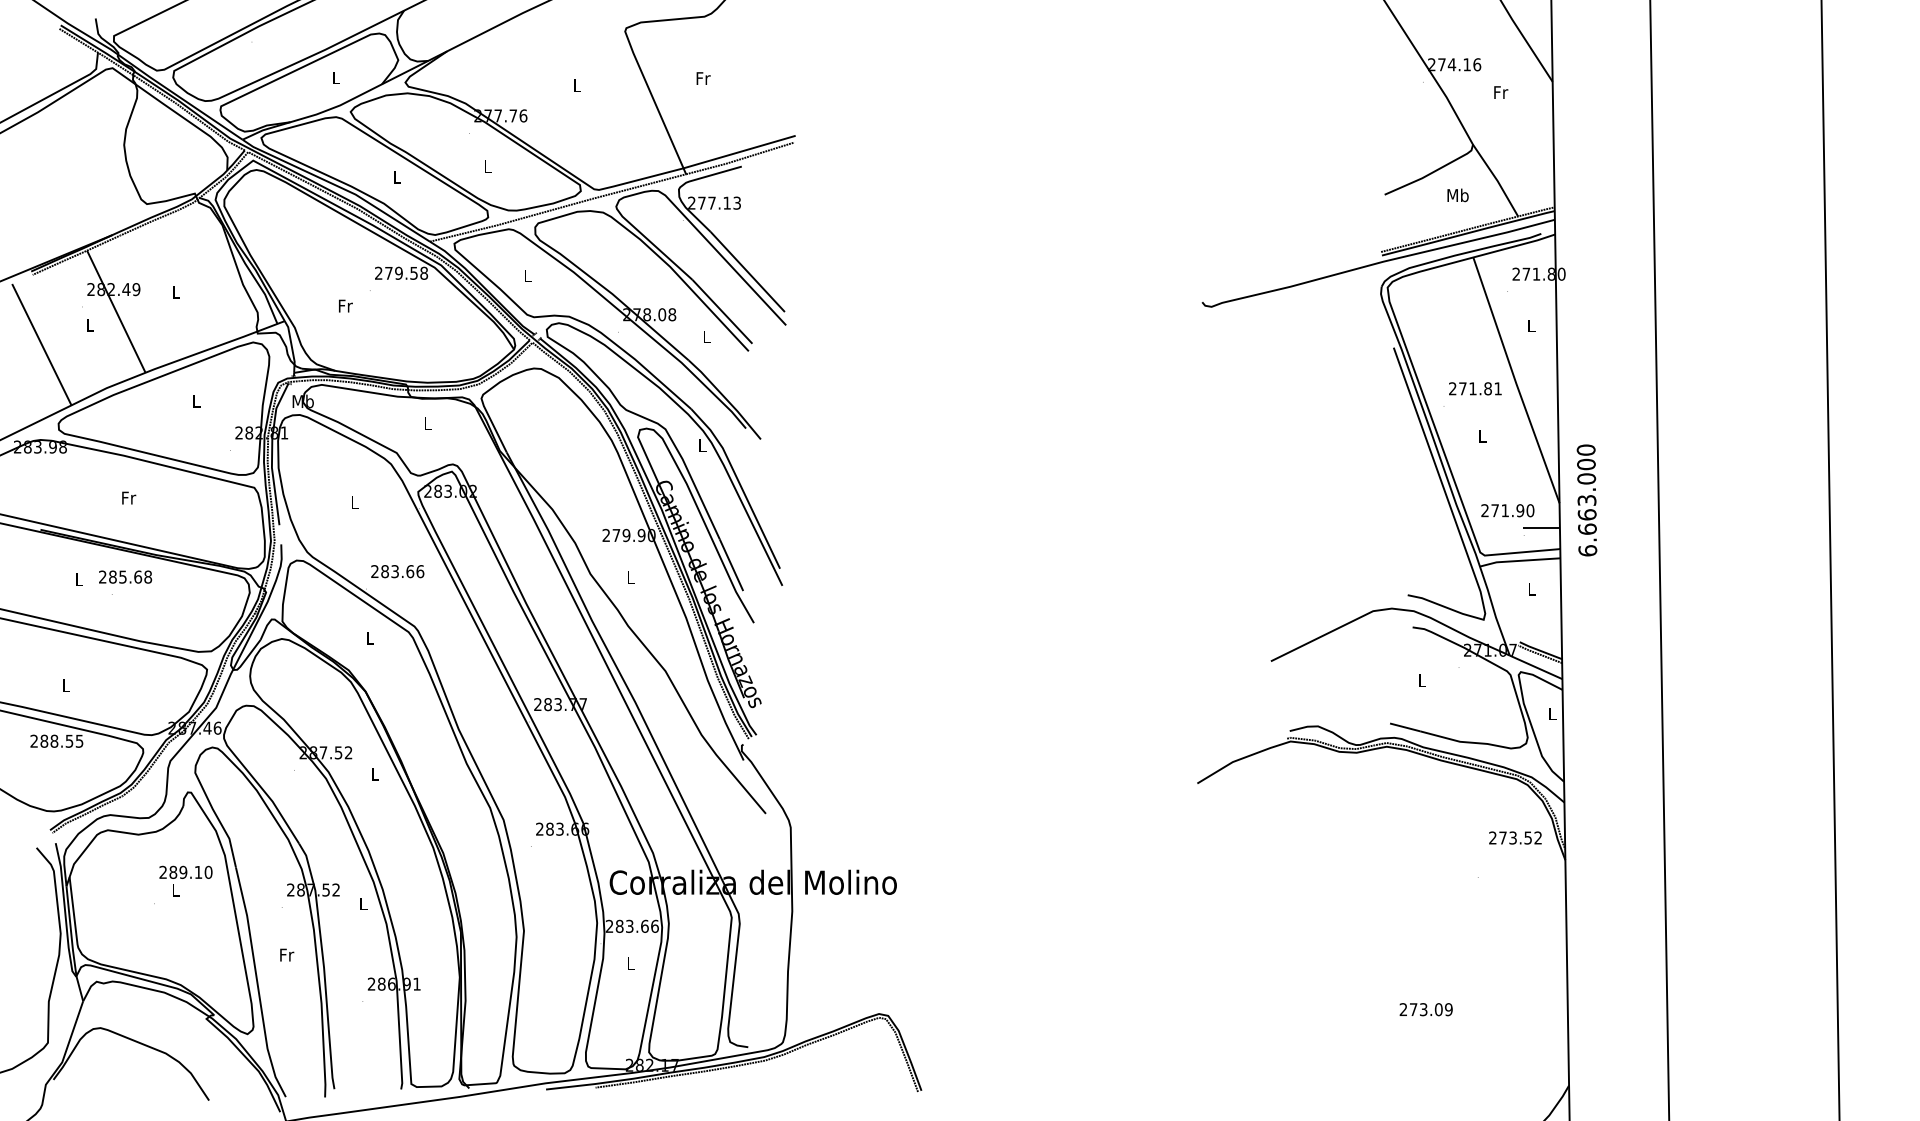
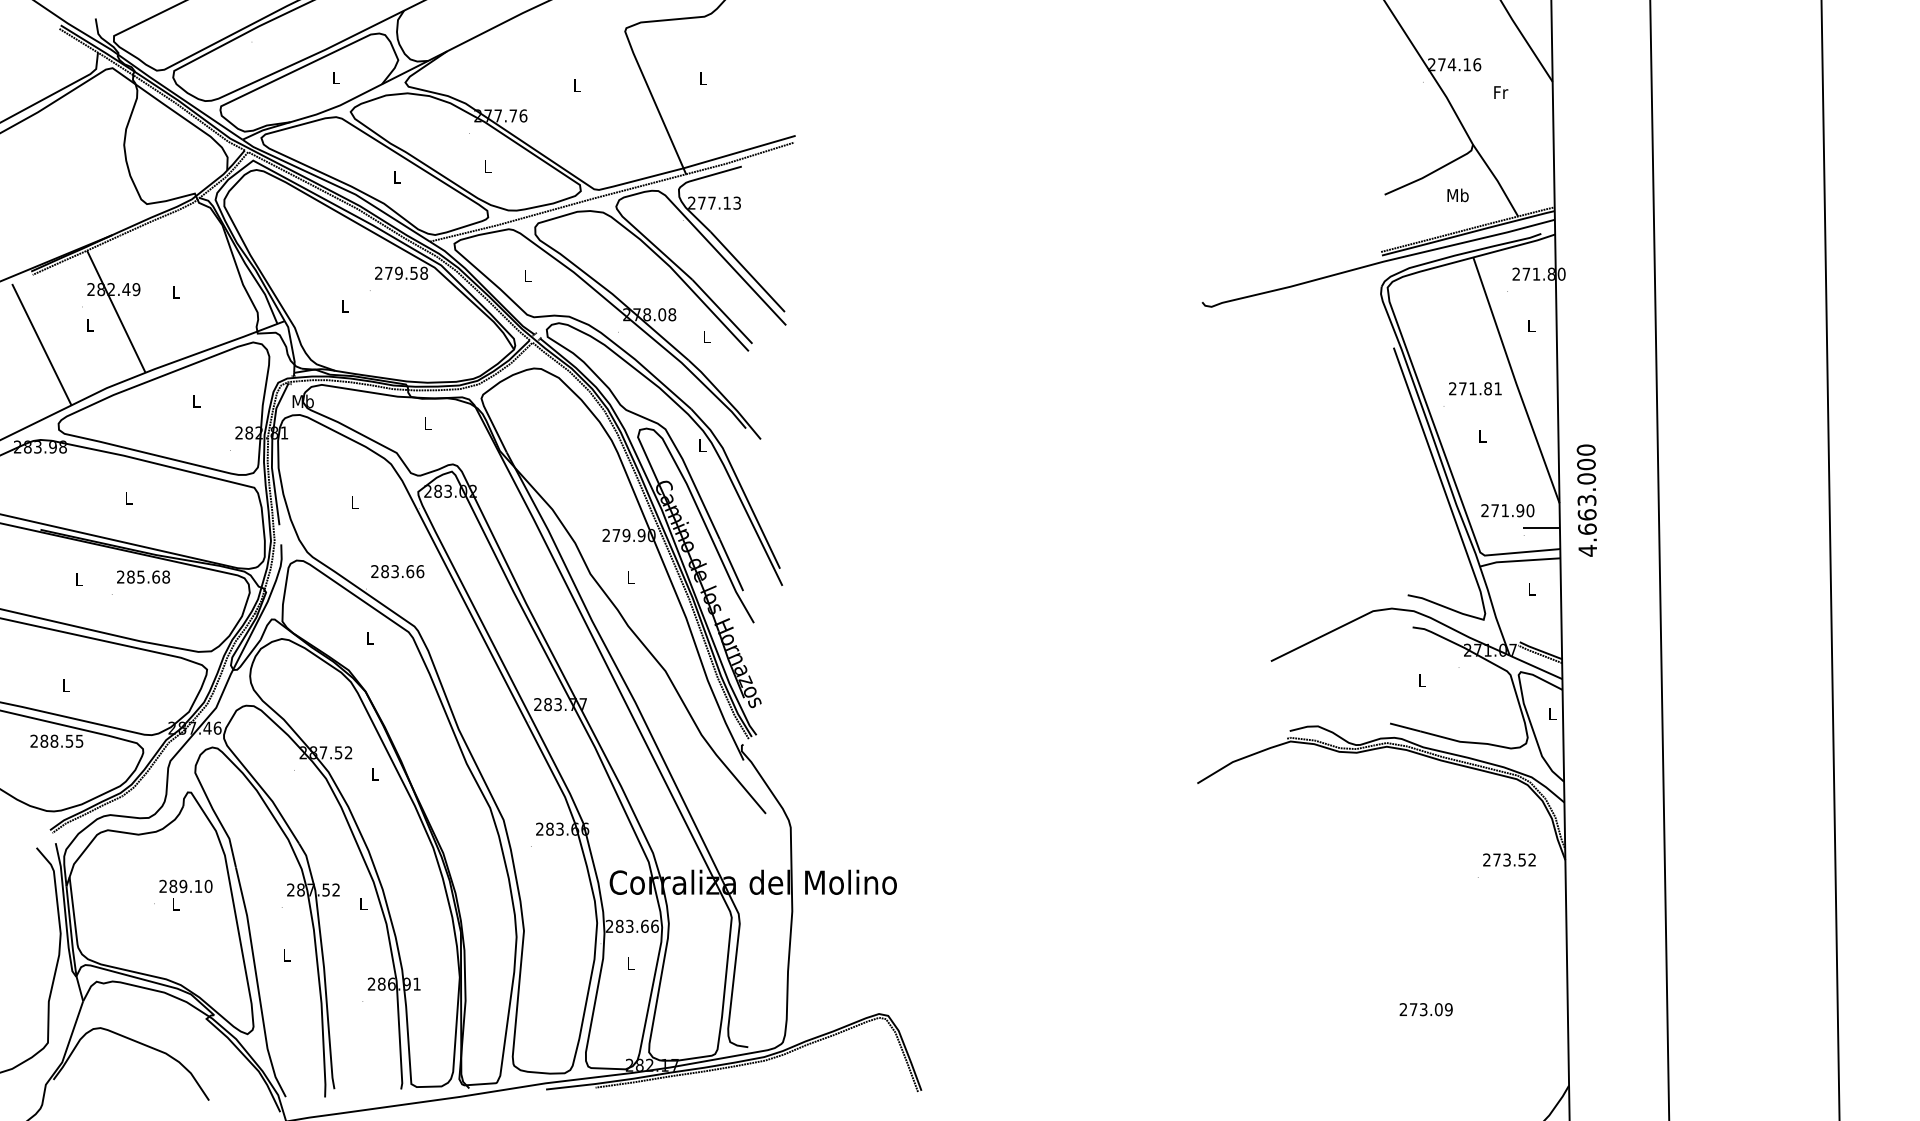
text: Fr -> L (703, 78)
text: Fr -> L (345, 305)
text: Fr -> L (129, 497)
text: 6.663.000 -> 4.663.000 (1587, 550)
text position: (125, 576) -> (143, 576) (143, 576)
text position: (1515, 837) -> (1509, 859) (1509, 859)
text position: (185, 880) -> (185, 894) (185, 894)
text: Fr -> L (287, 954)
